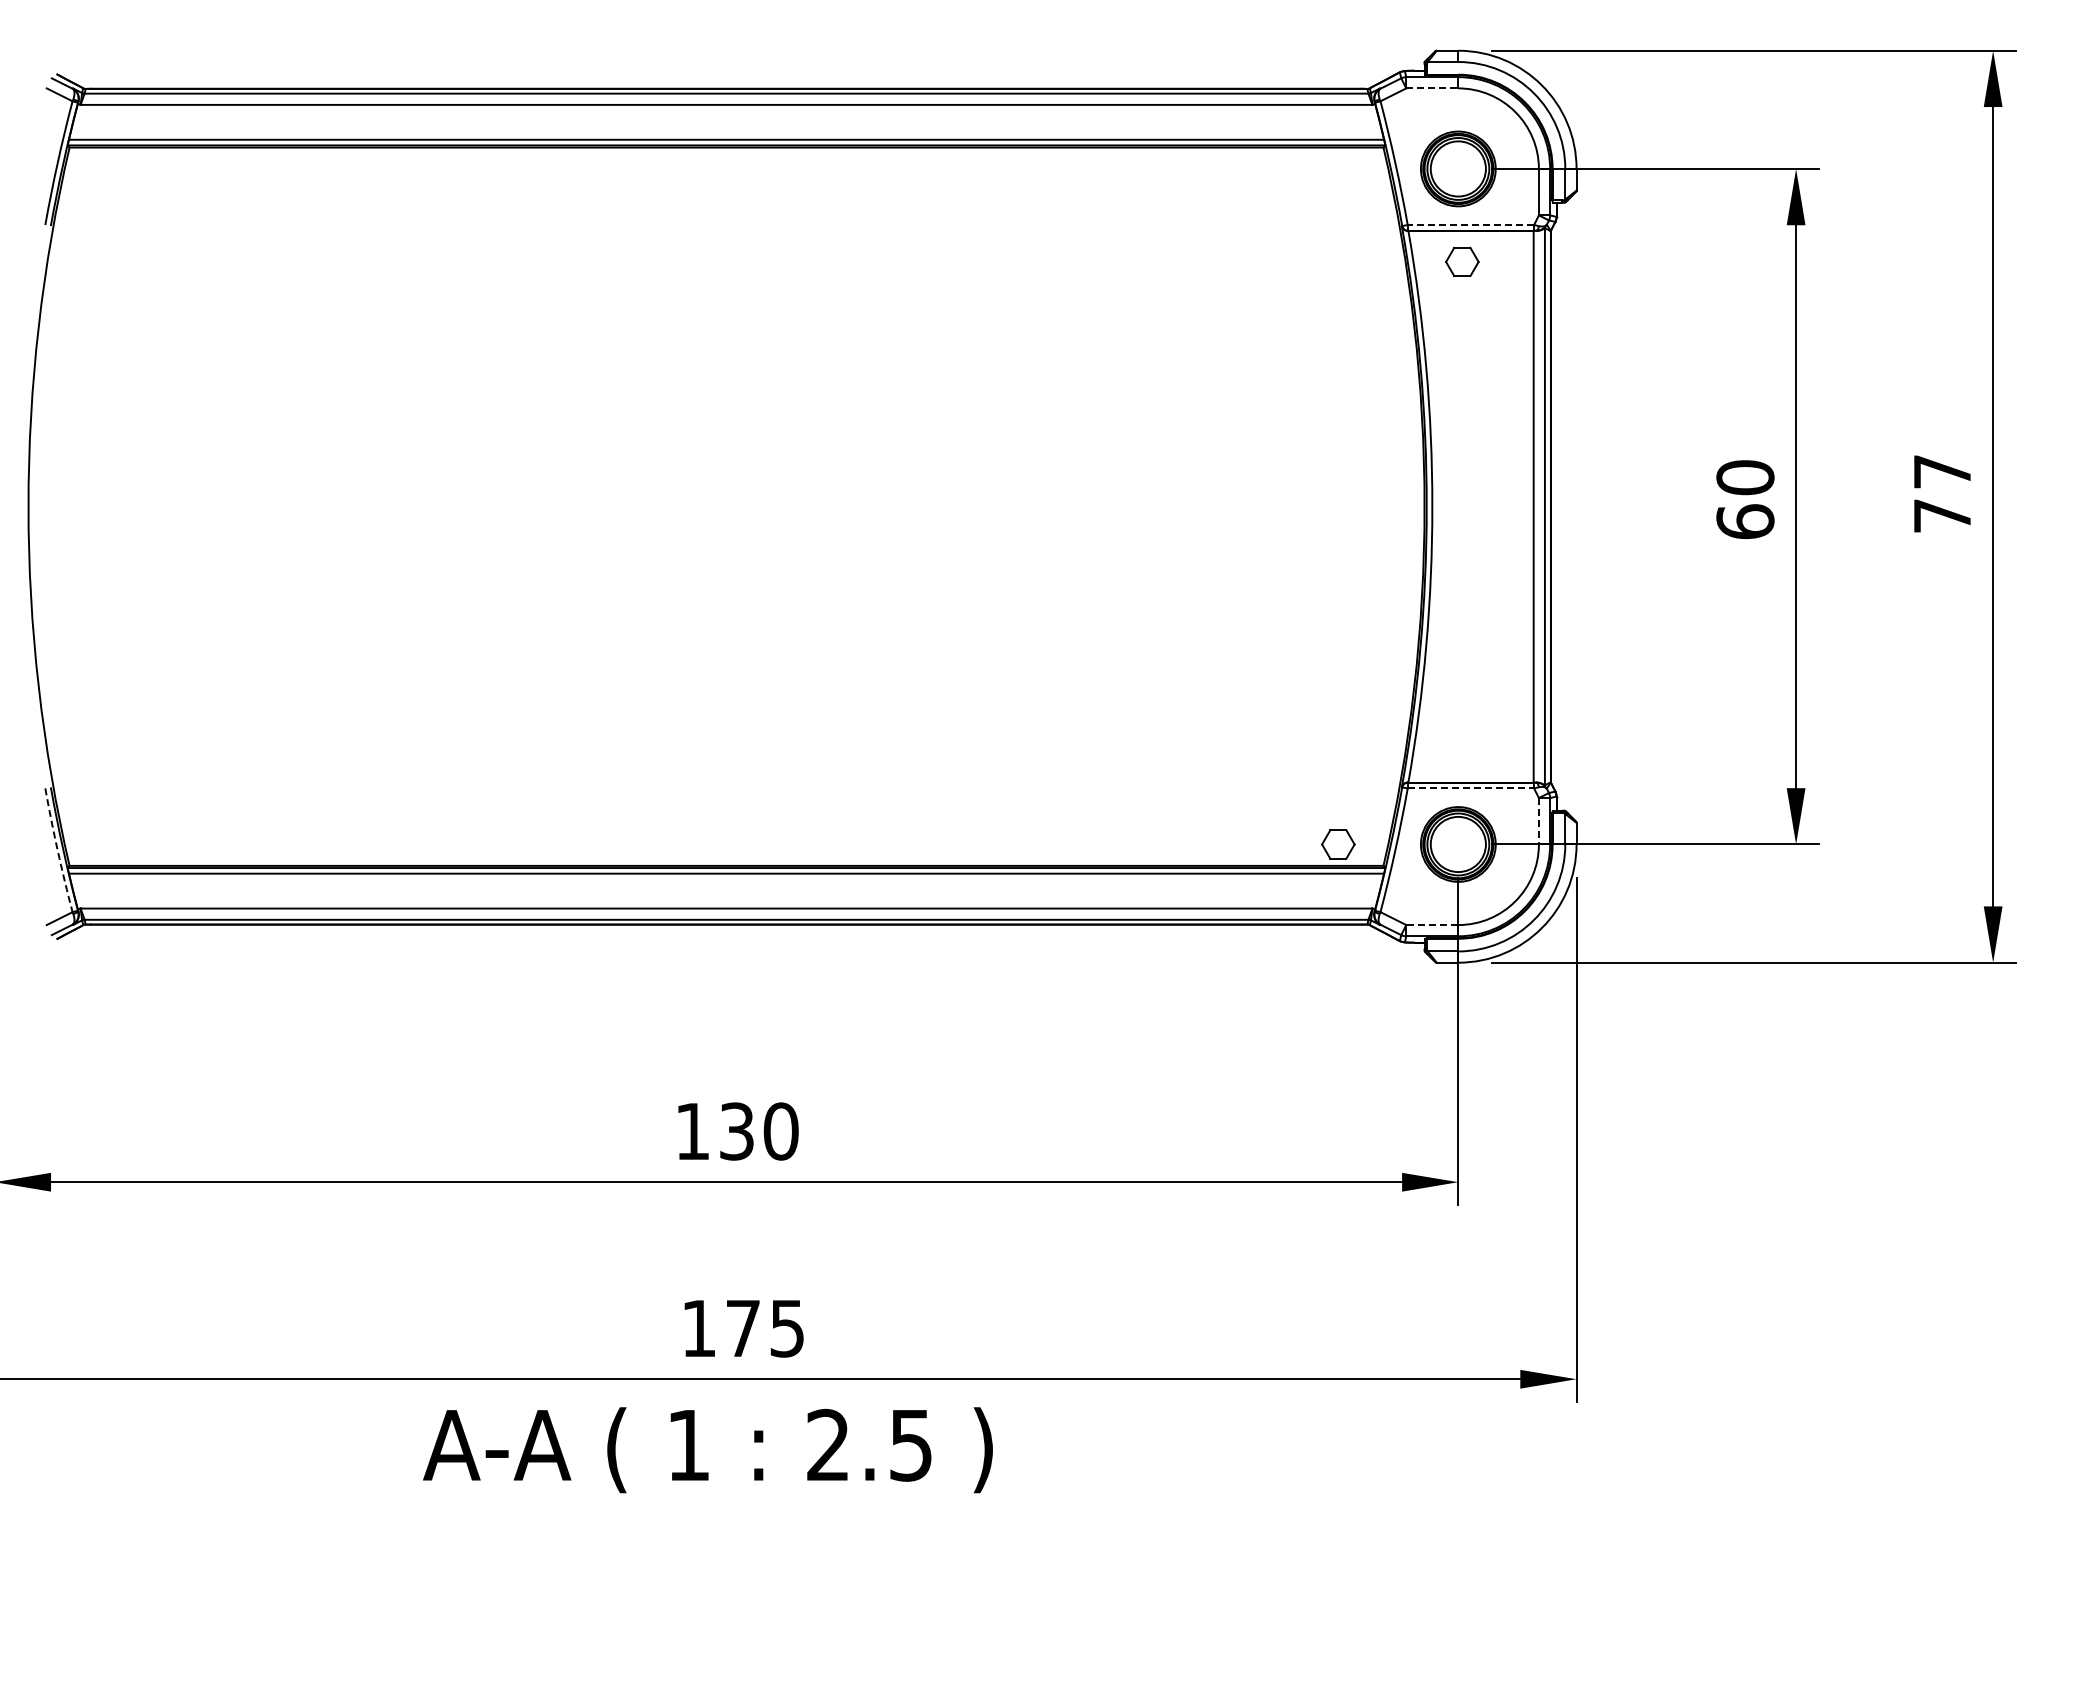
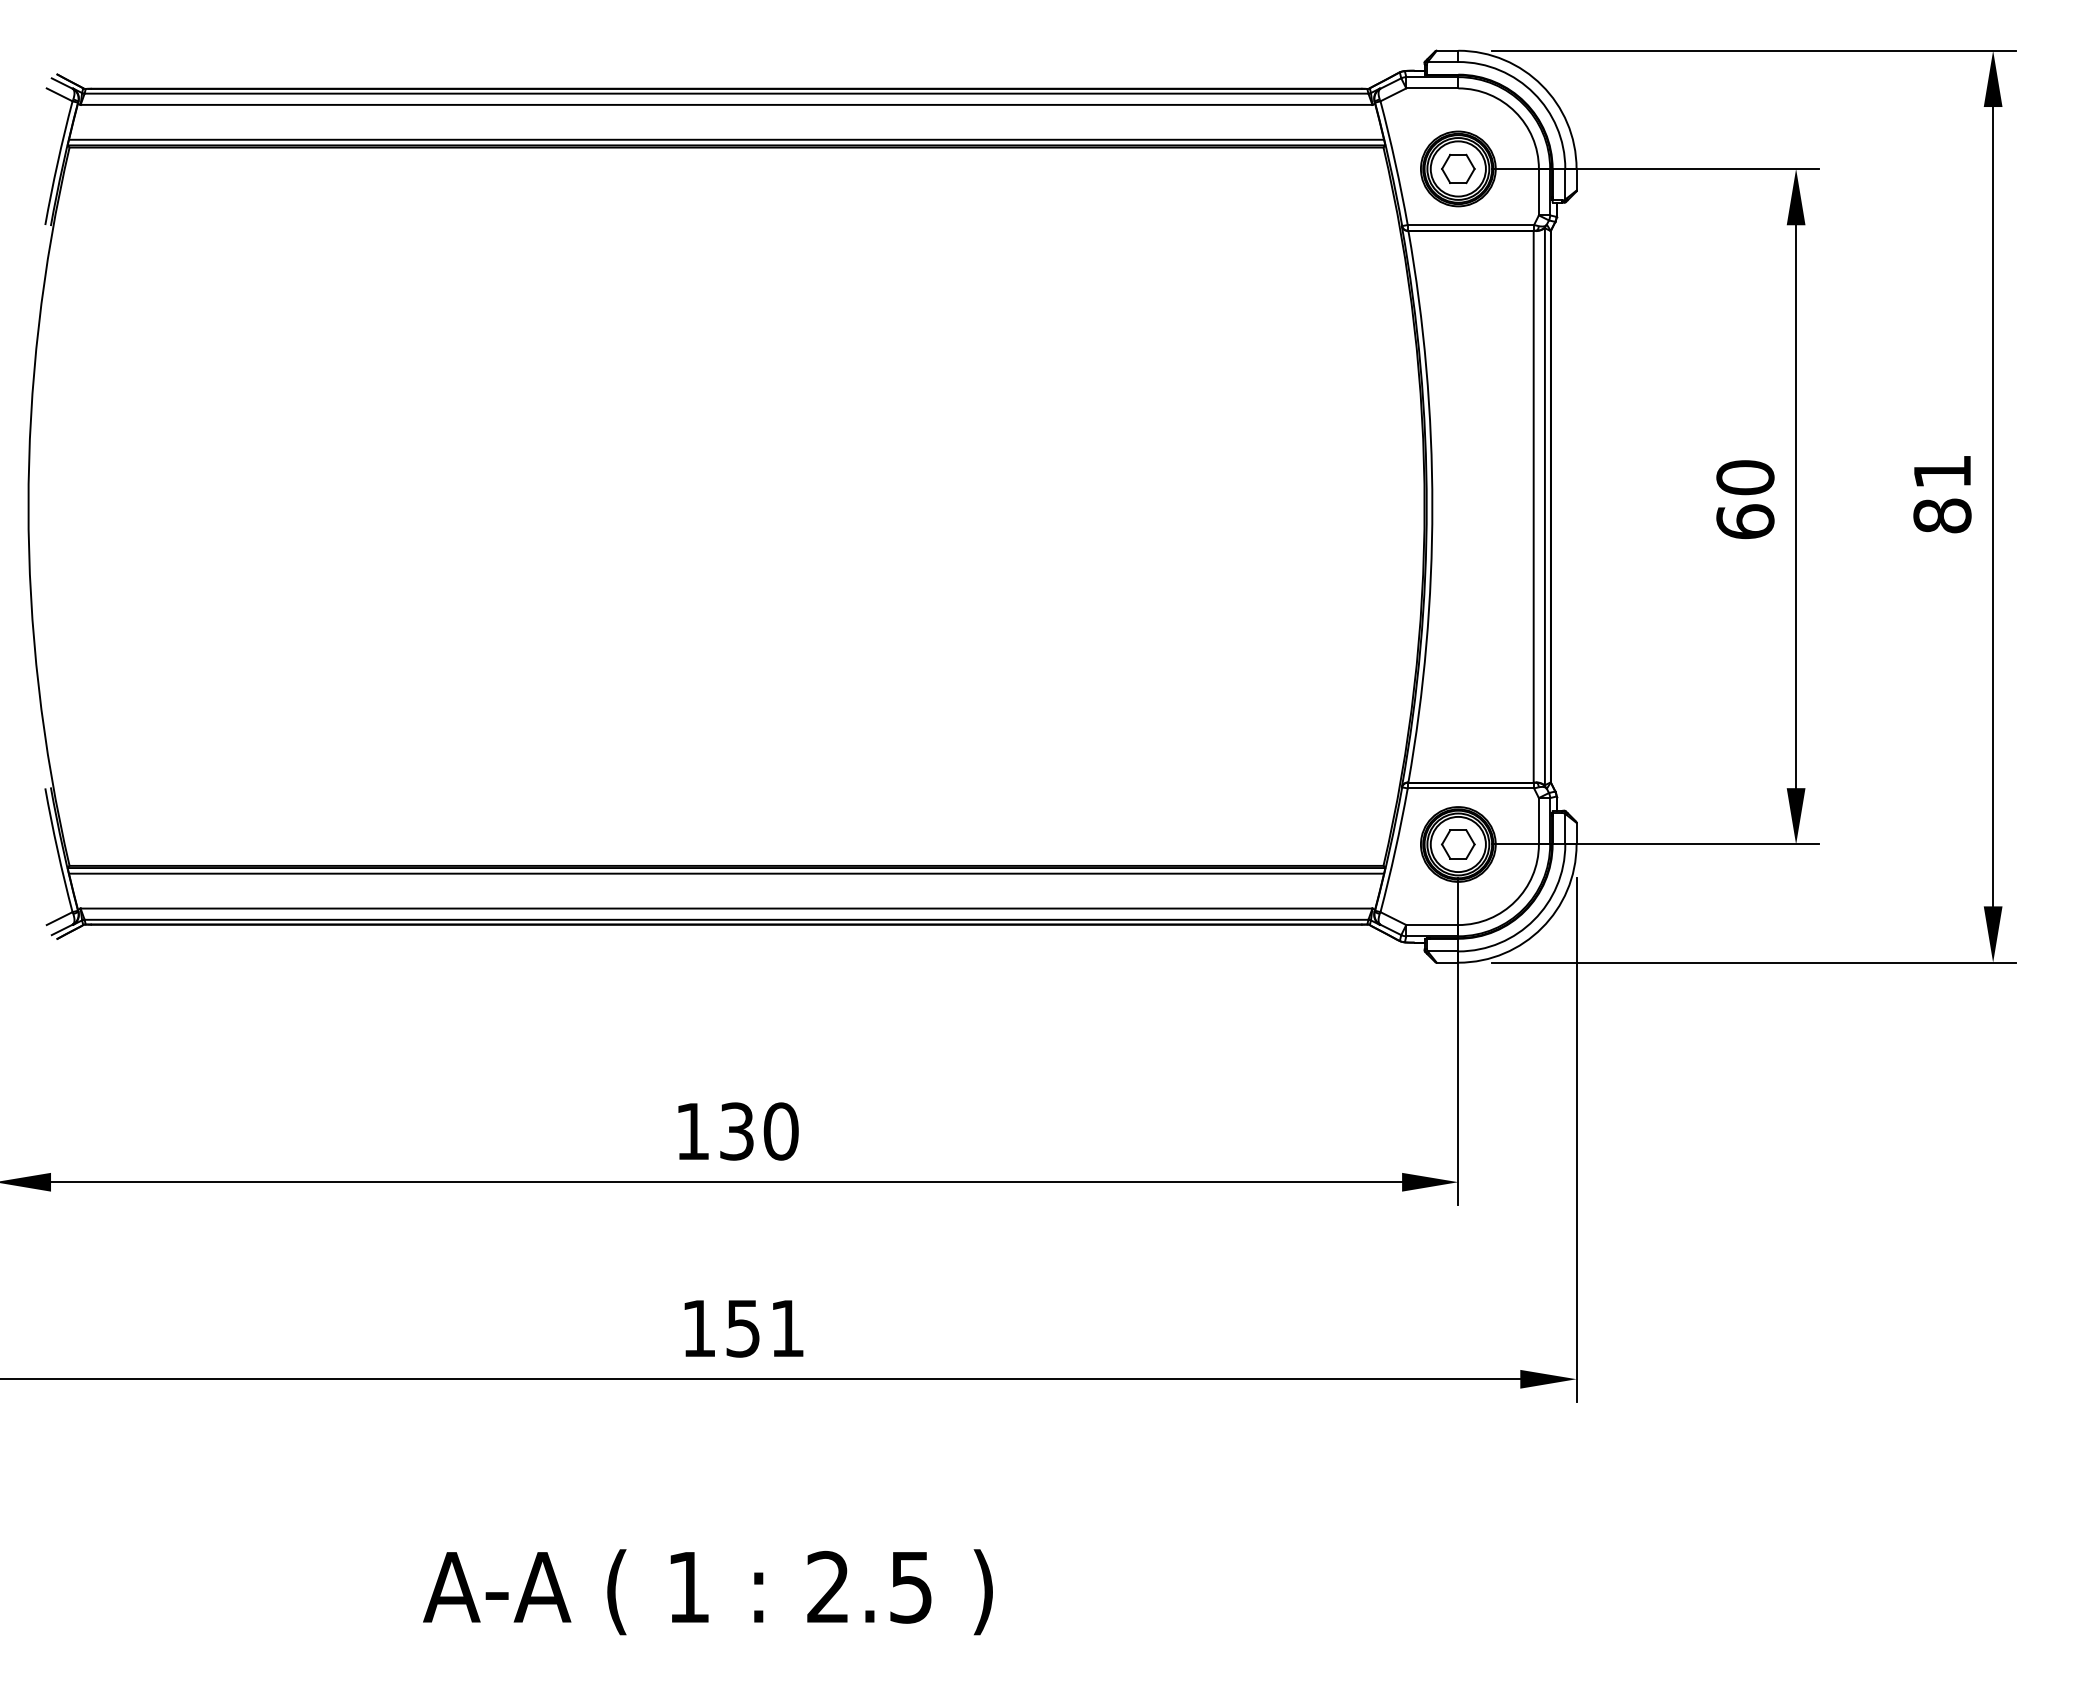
line: dashed -> solid (1432, 88)
line: dashed -> solid (1470, 225)
part position: (1462, 261) -> (1458, 168) (1458, 168)
text: 77 -> 81 (1942, 494)
line: dashed -> solid (1471, 788)
line: dashed -> solid (1538, 821)
part position: (1338, 844) -> (1458, 844) (1458, 844)
arc: dashed -> solid (57, 850)
line: dashed -> solid (1431, 925)
text: 175 -> 151 (764, 1328)
text position: (707, 1450) -> (707, 1592) (707, 1592)
